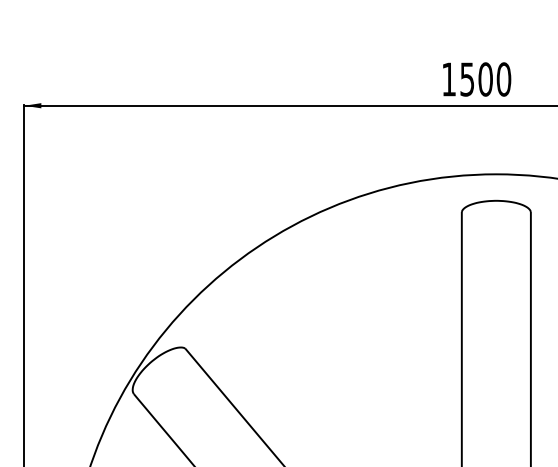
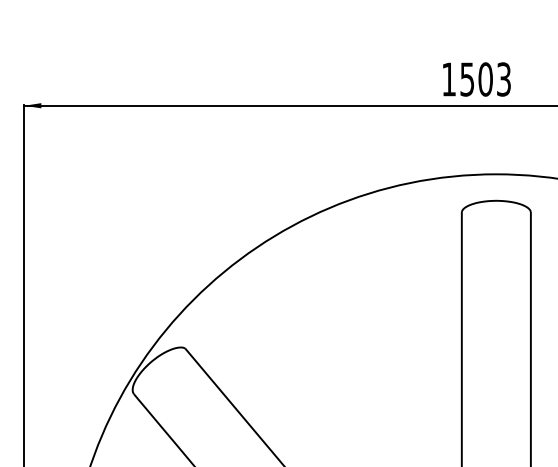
text: 1500 -> 1503 (503, 79)
